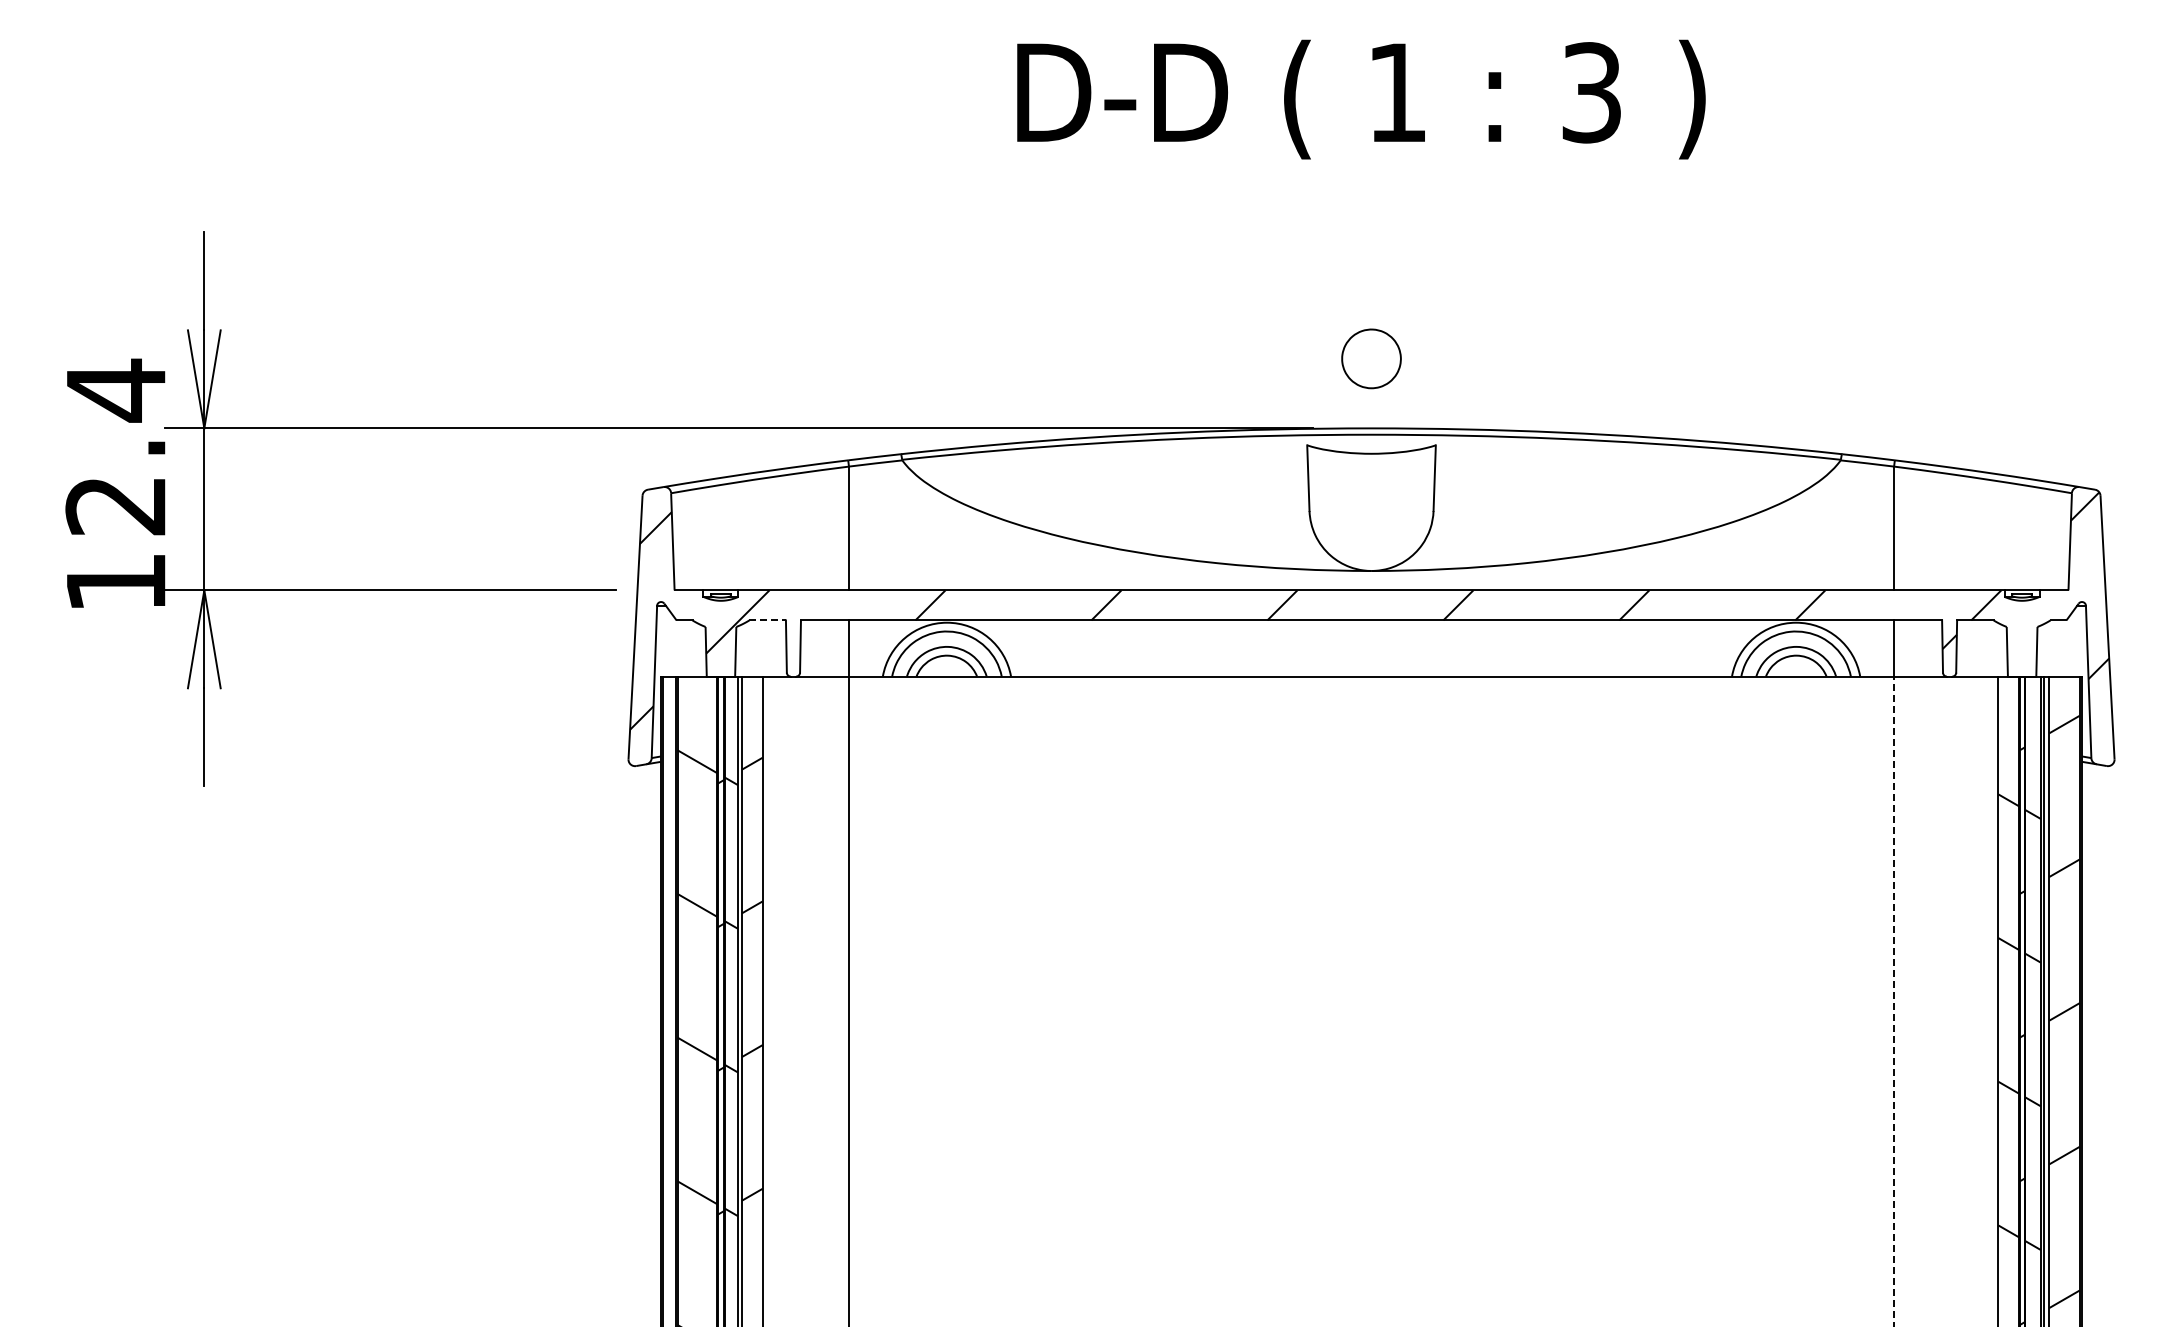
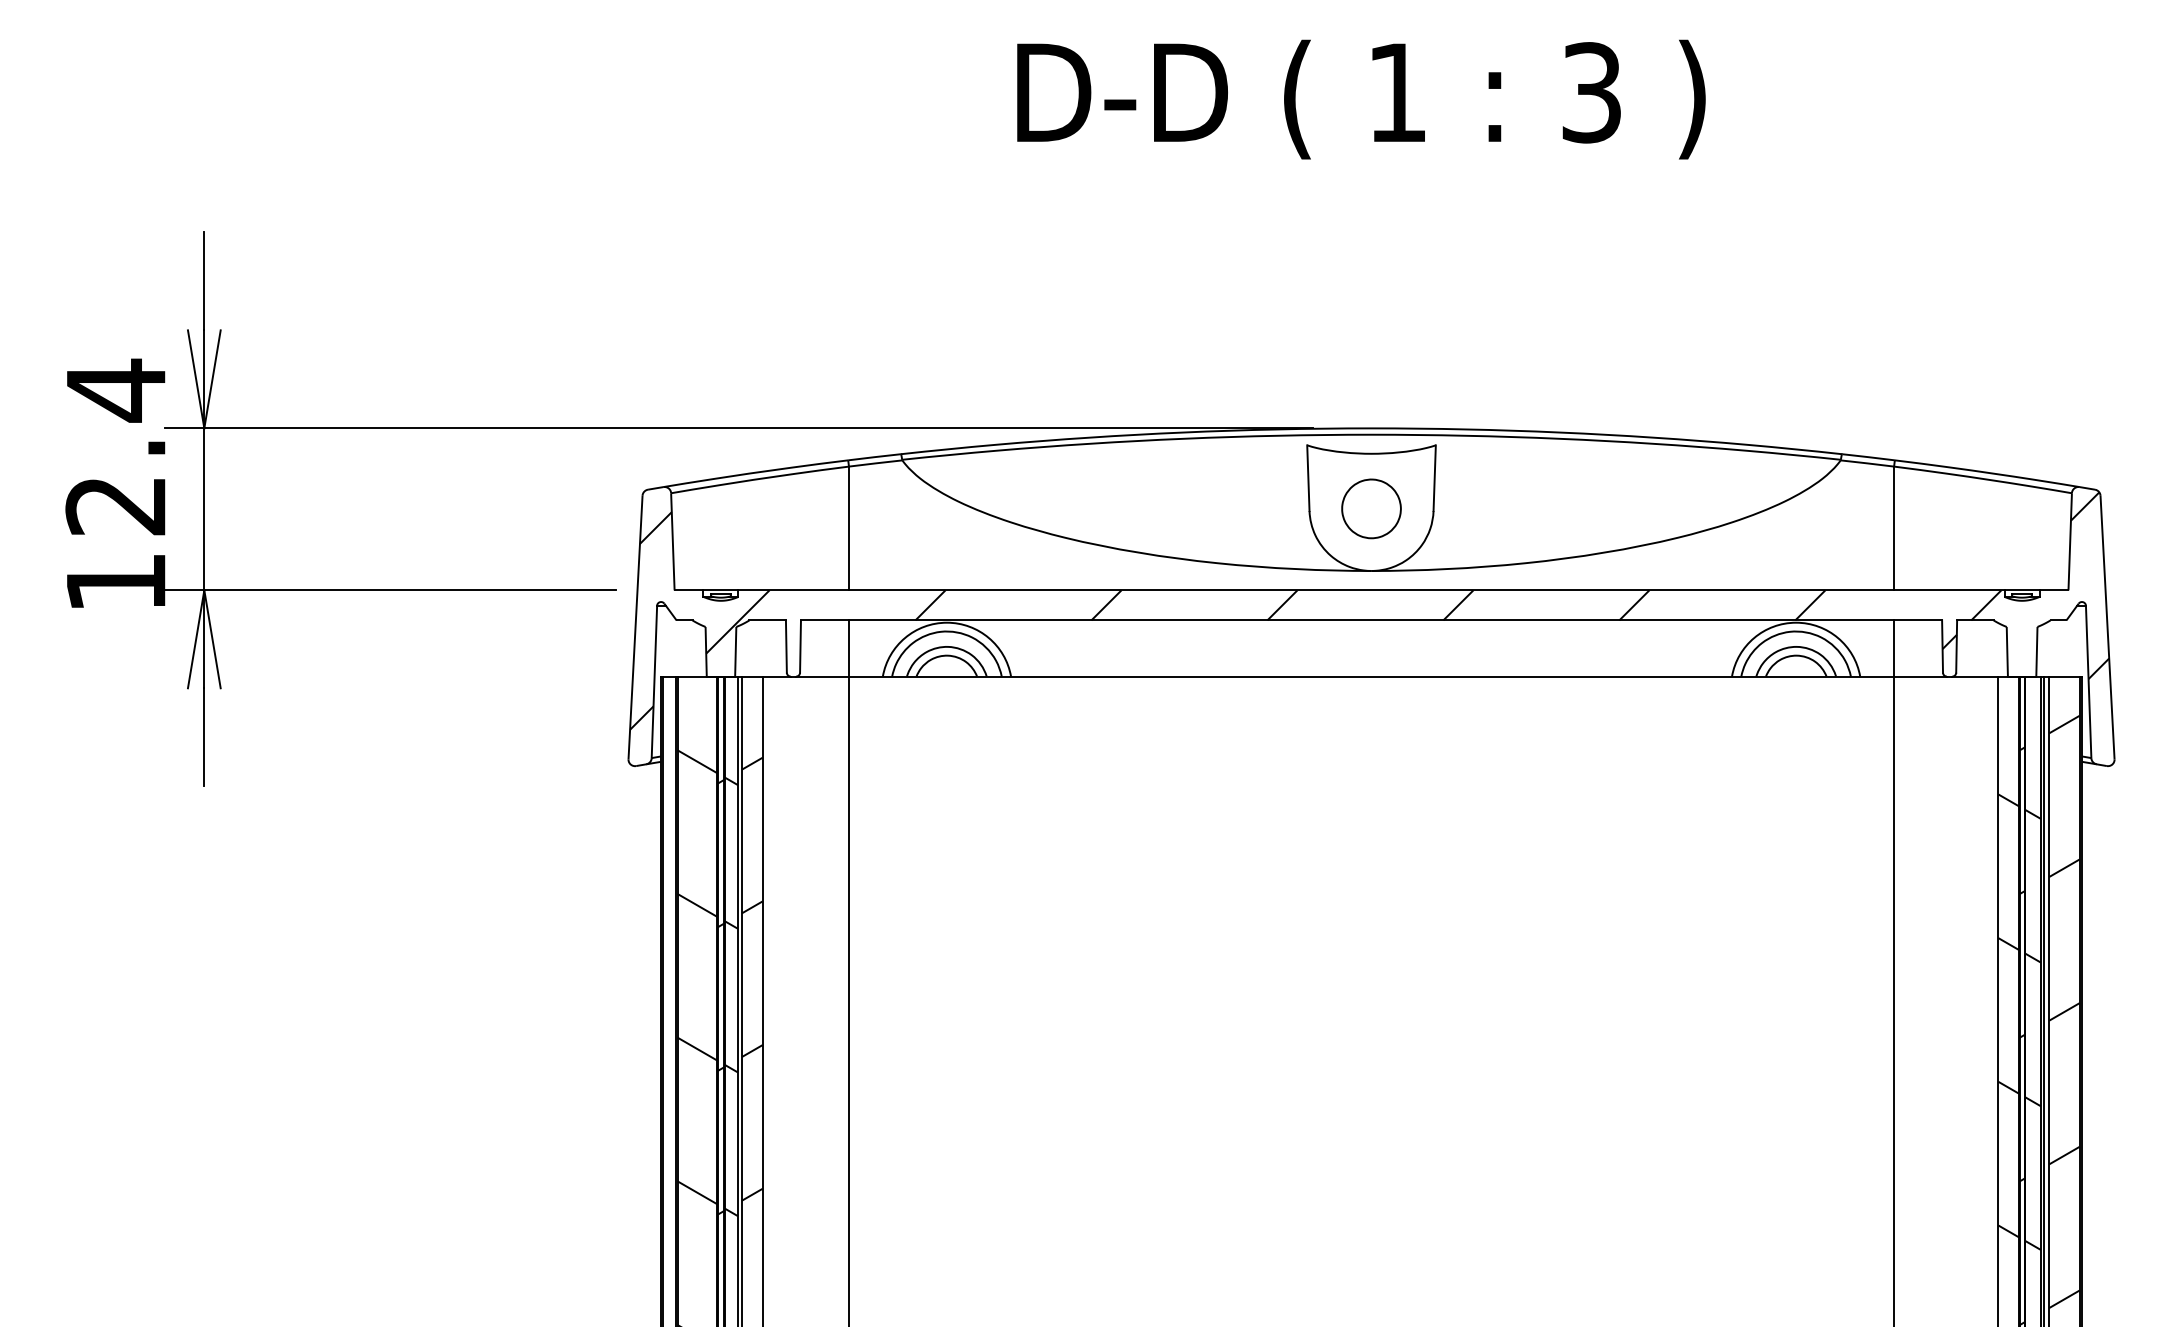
part position: (1371, 358) -> (1371, 508) (1371, 508)
line: dashed -> solid (768, 620)
line: dashed -> solid (1894, 1001)
